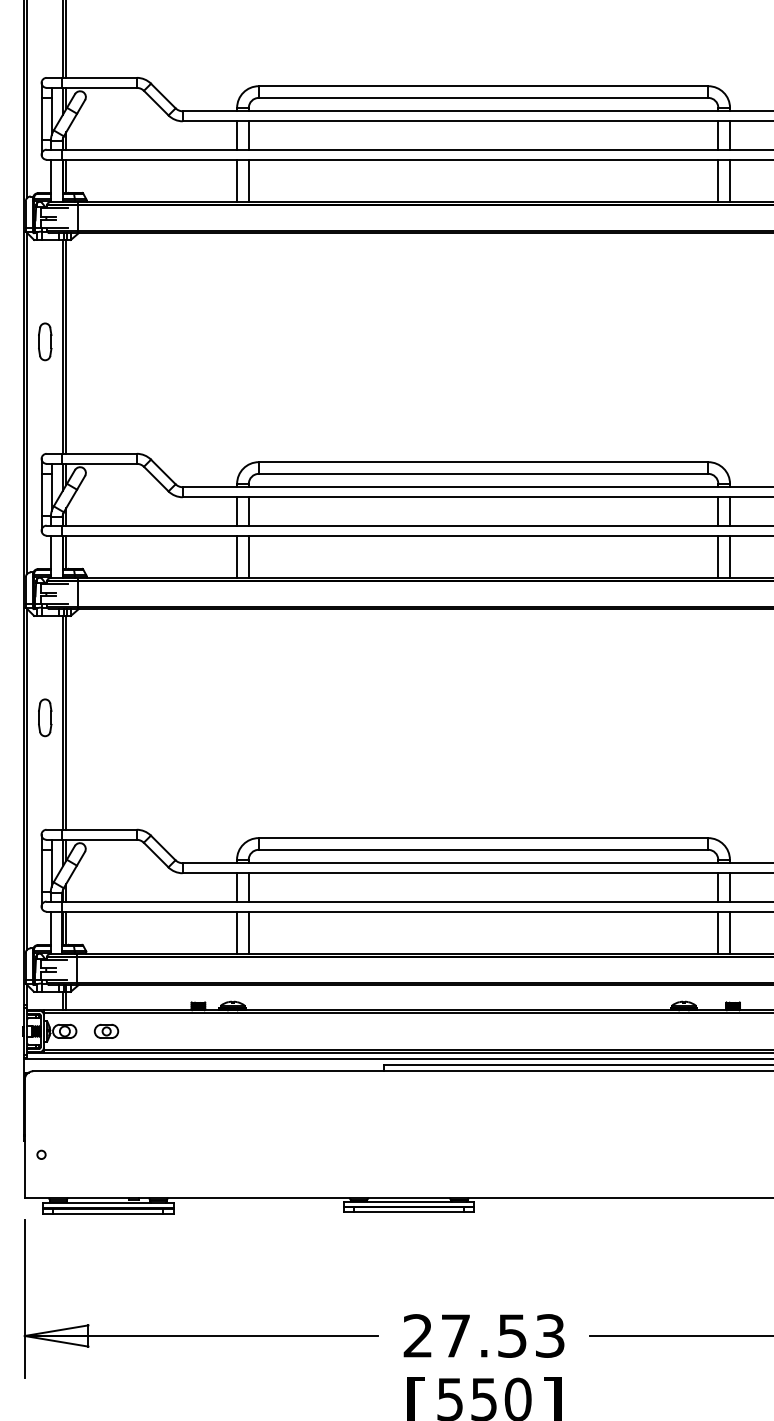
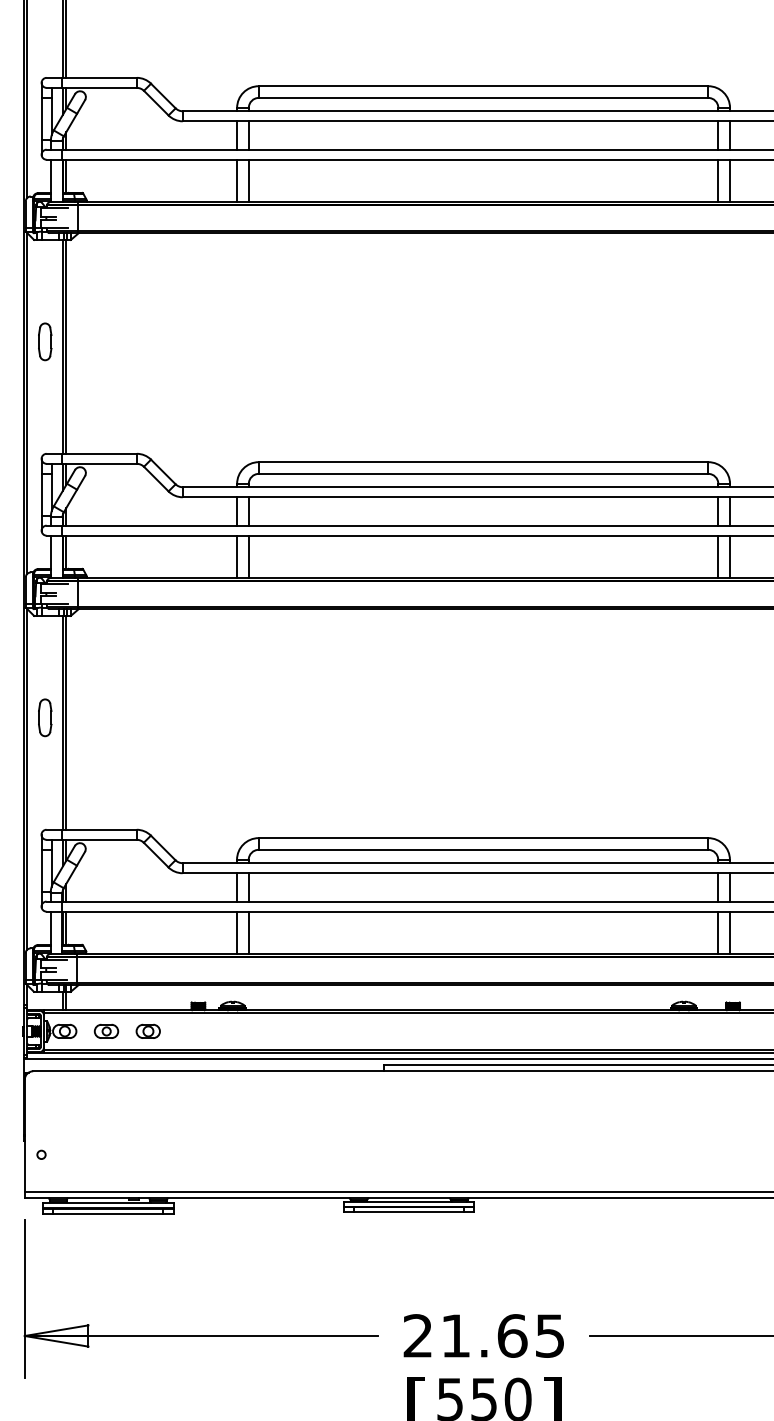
part: none -> present (147, 1030)
line: none -> present (397, 1191)
text: 27.53 -> 21.65 (503, 1335)
